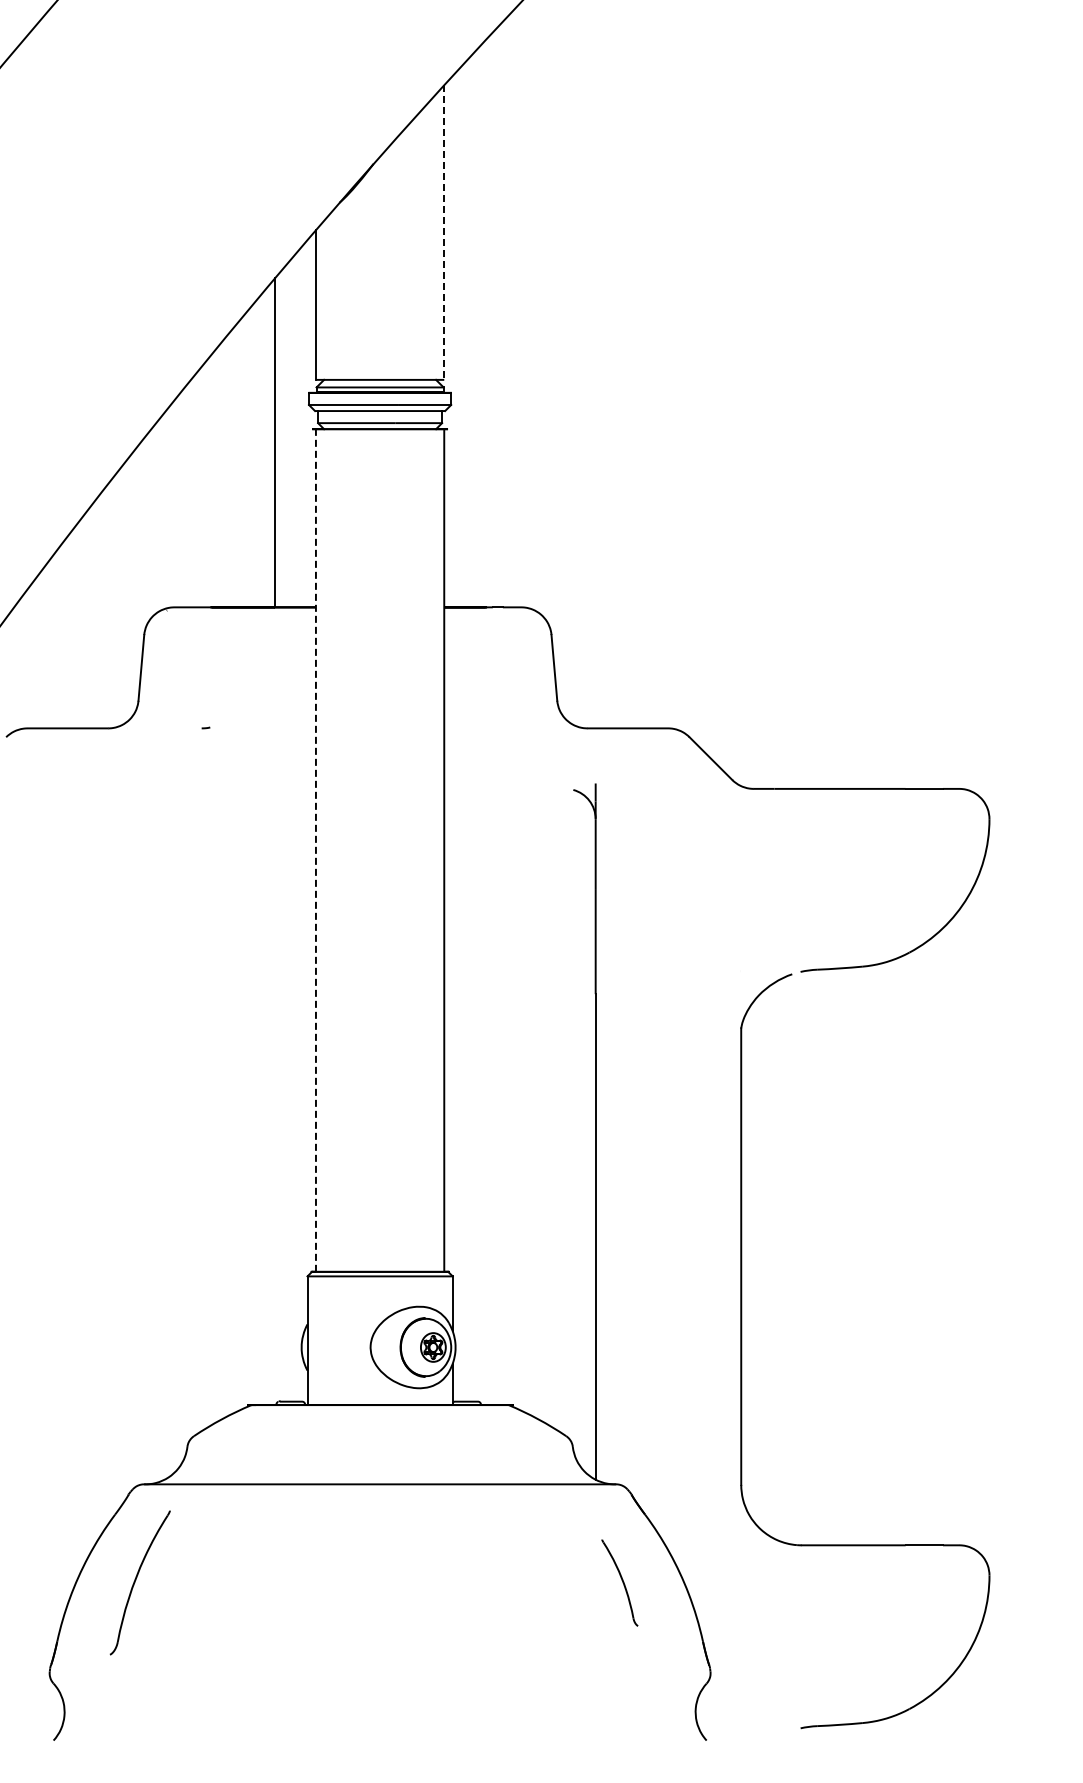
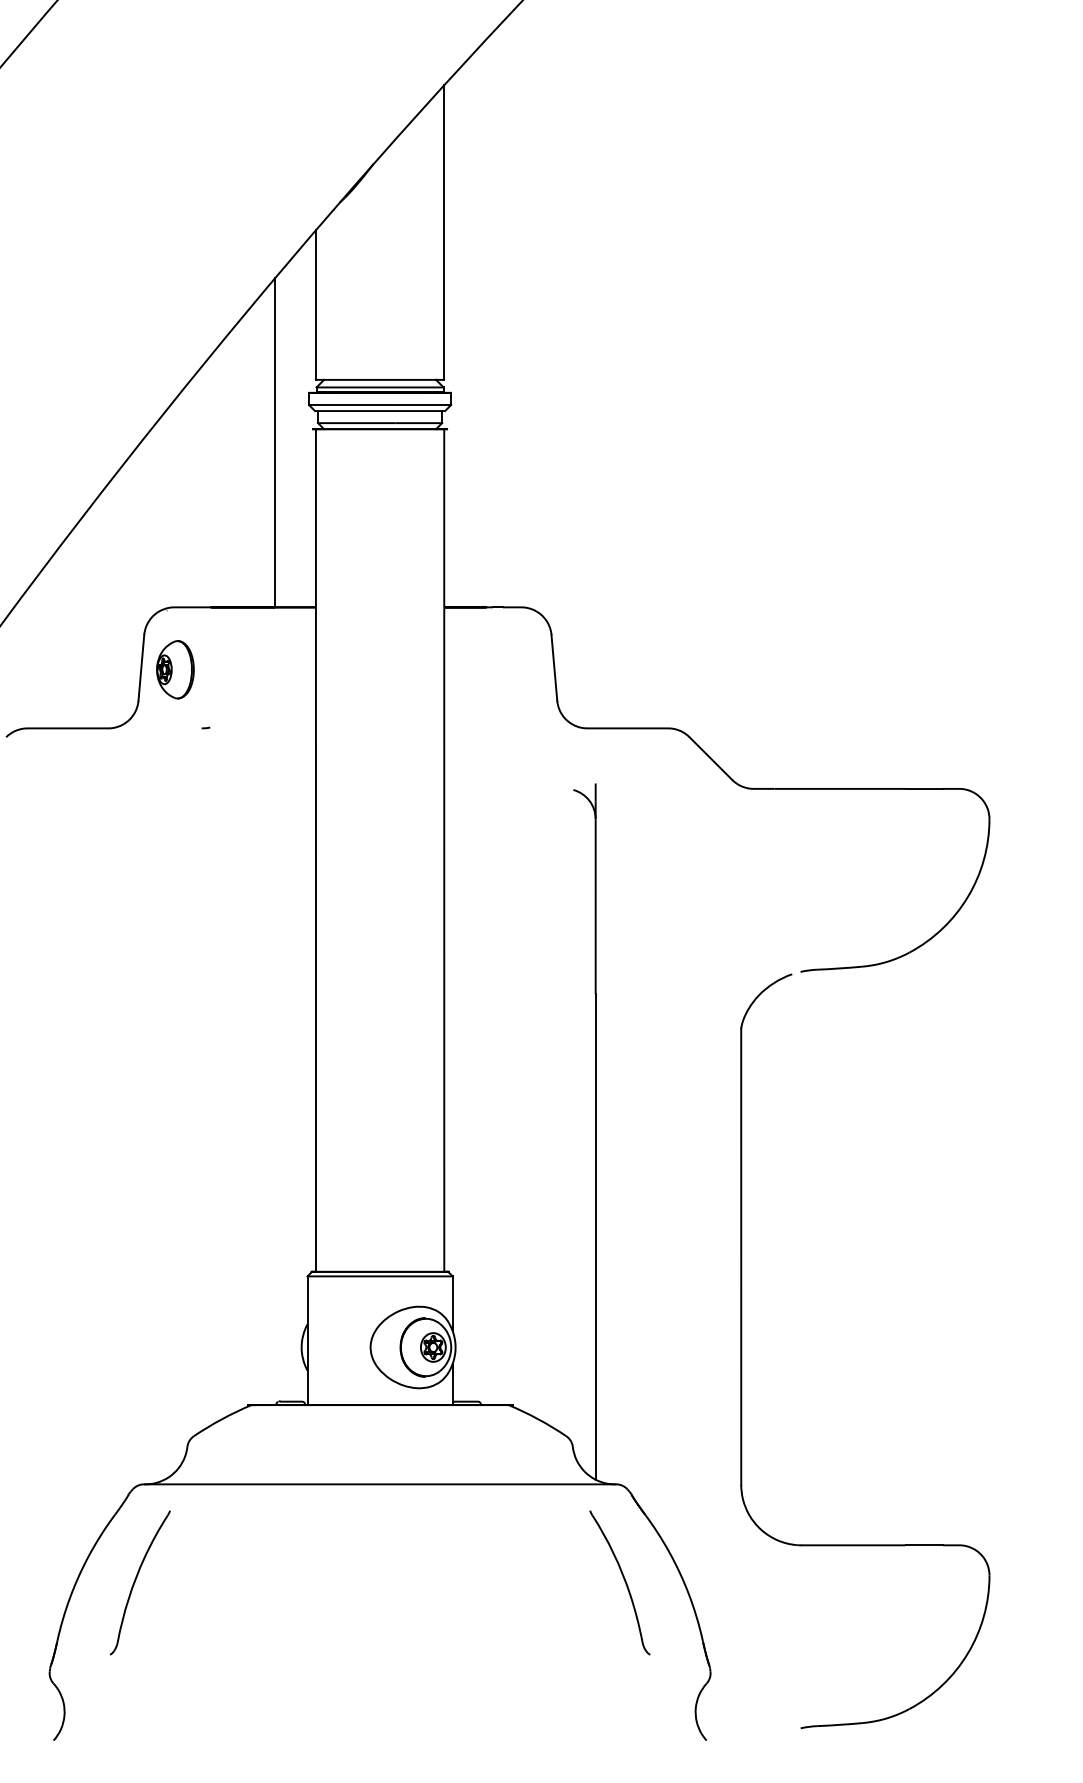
line: dashed -> solid (444, 232)
part: none -> present (175, 669)
line: dashed -> solid (315, 850)
part size: 38x88 px -> 62x146 px (619, 1582)
